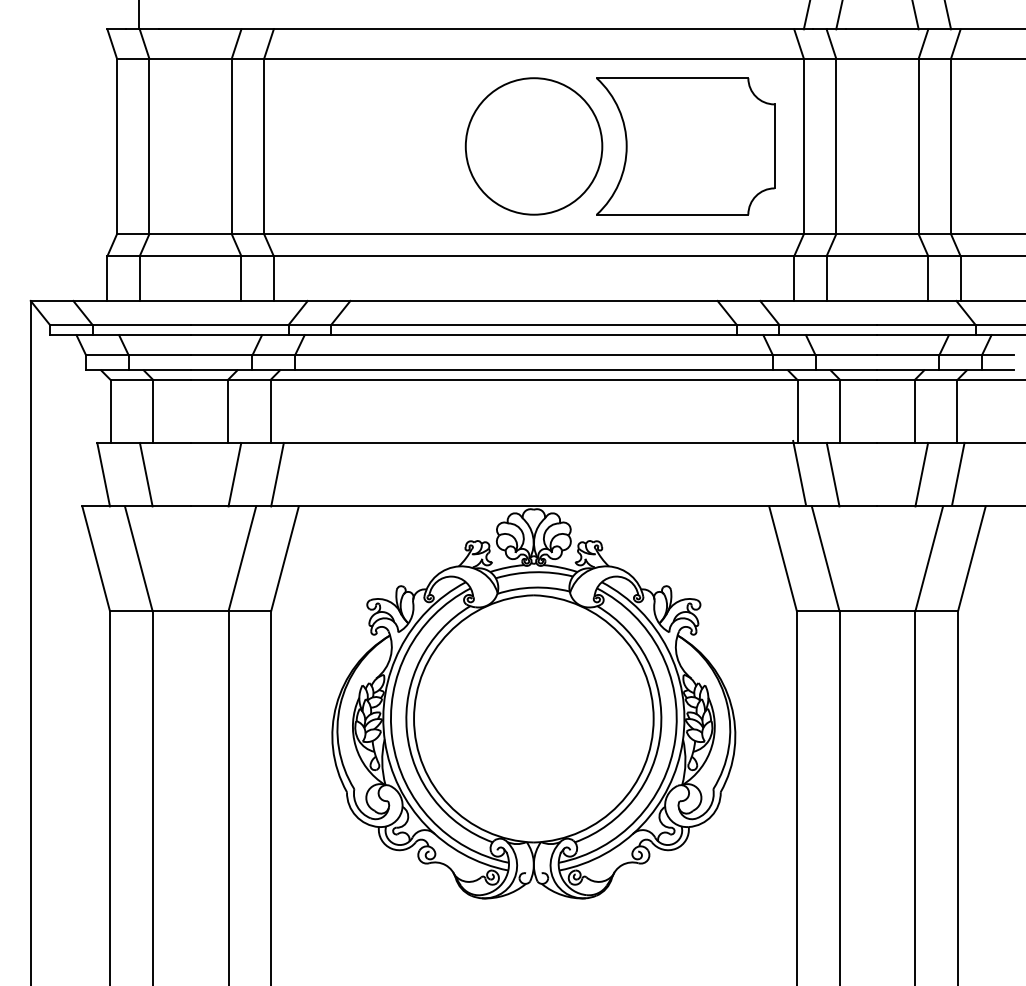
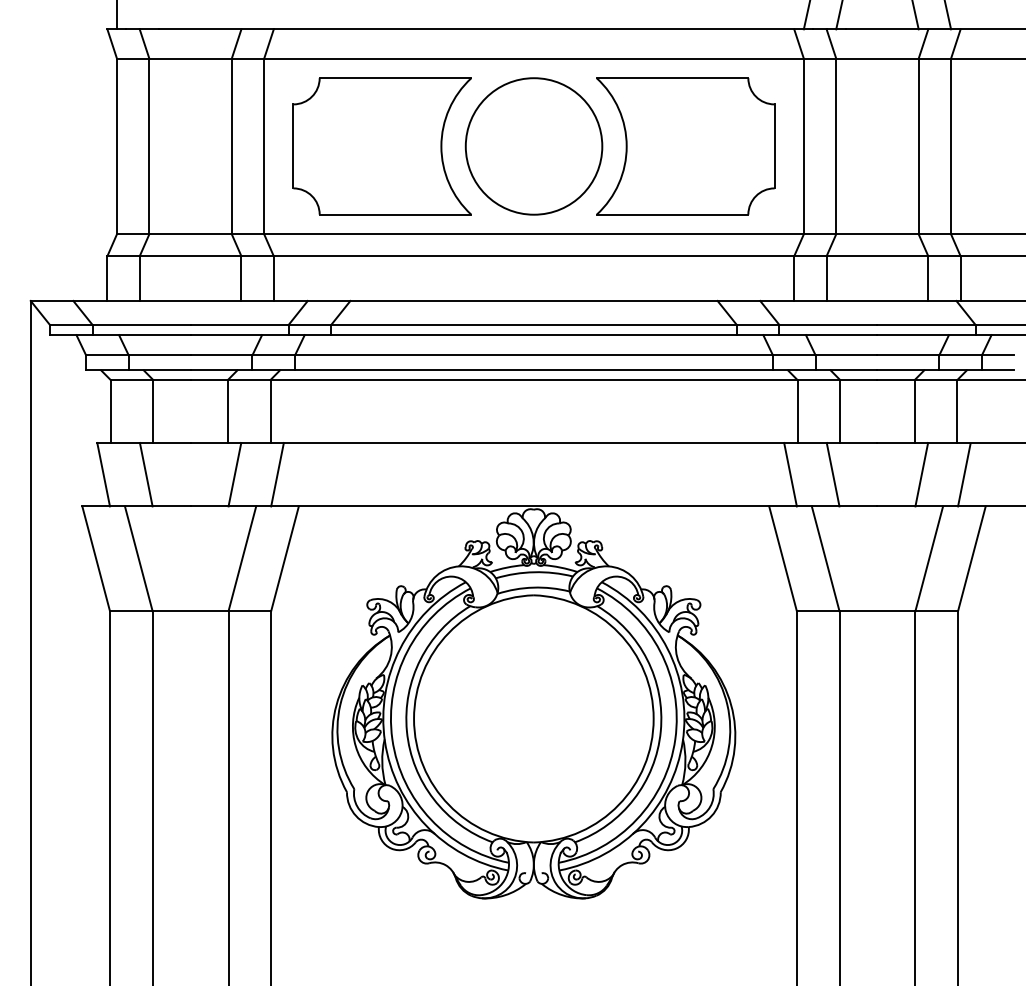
line position: (138, 15) -> (116, 15) (116, 15)
part: none -> present (381, 146)
line position: (799, 472) -> (790, 474) (790, 474)
line position: (958, 473) -> (964, 474) (964, 474)
